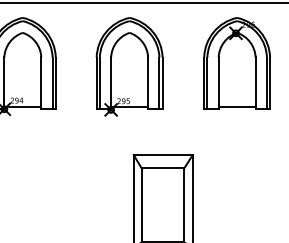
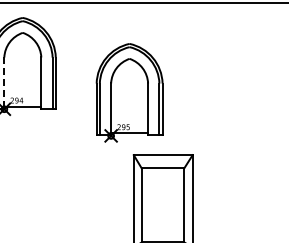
part: present -> none (236, 63)
part position: (129, 66) -> (129, 92) (129, 92)
line: solid -> dashed (4, 83)
